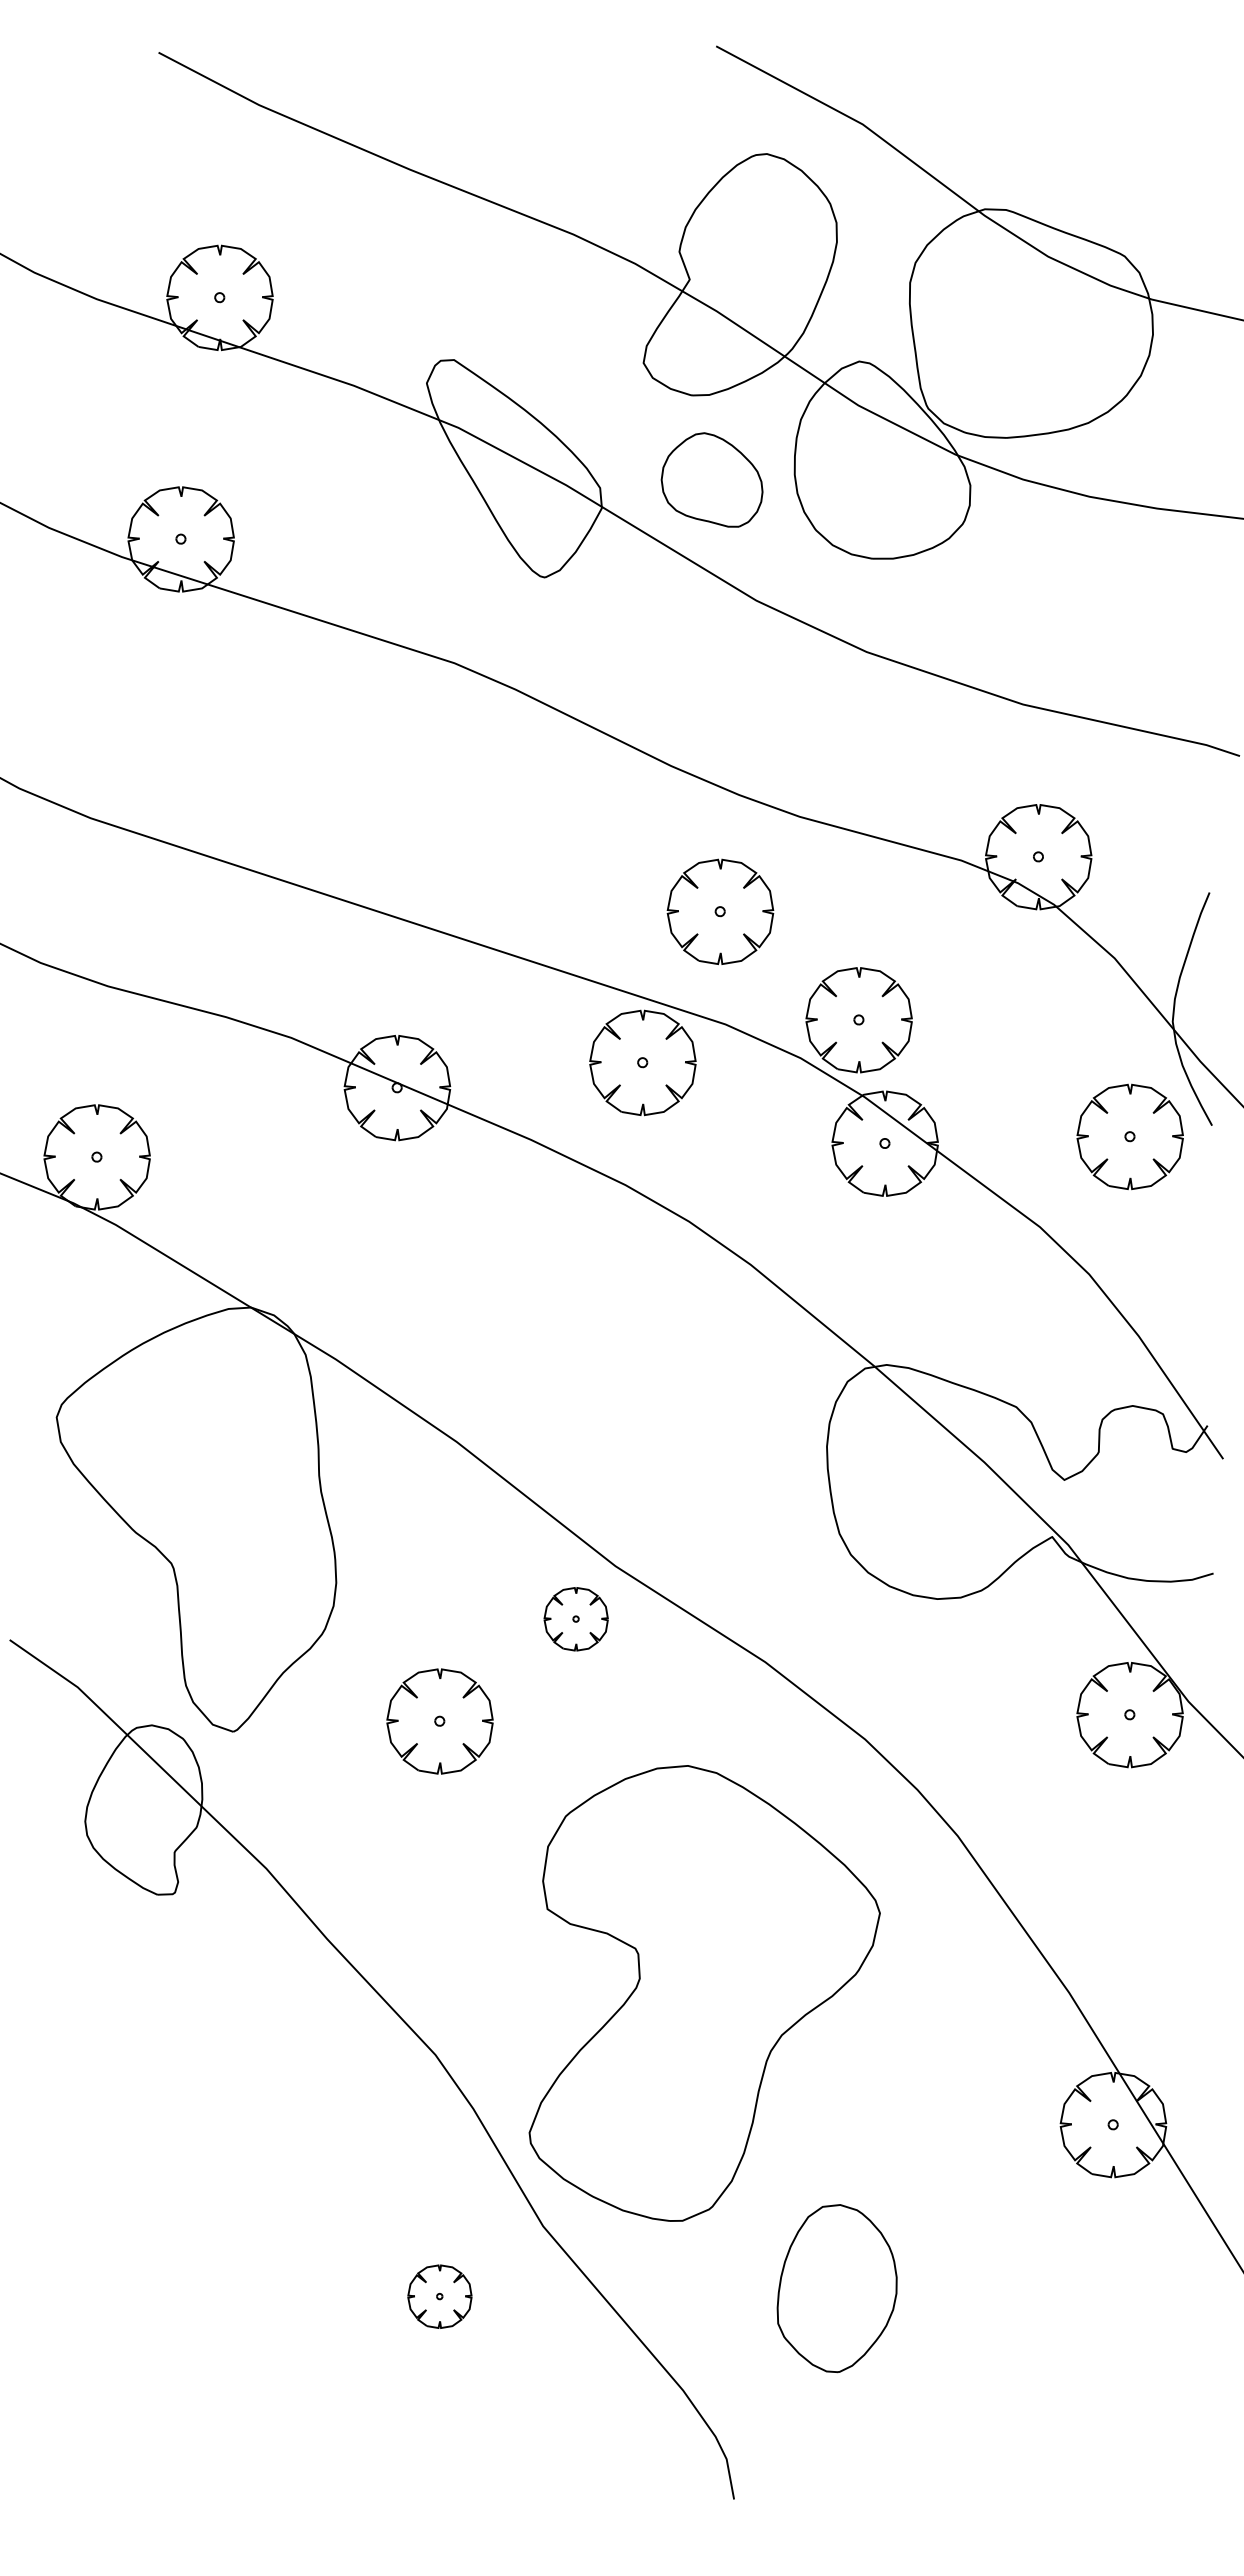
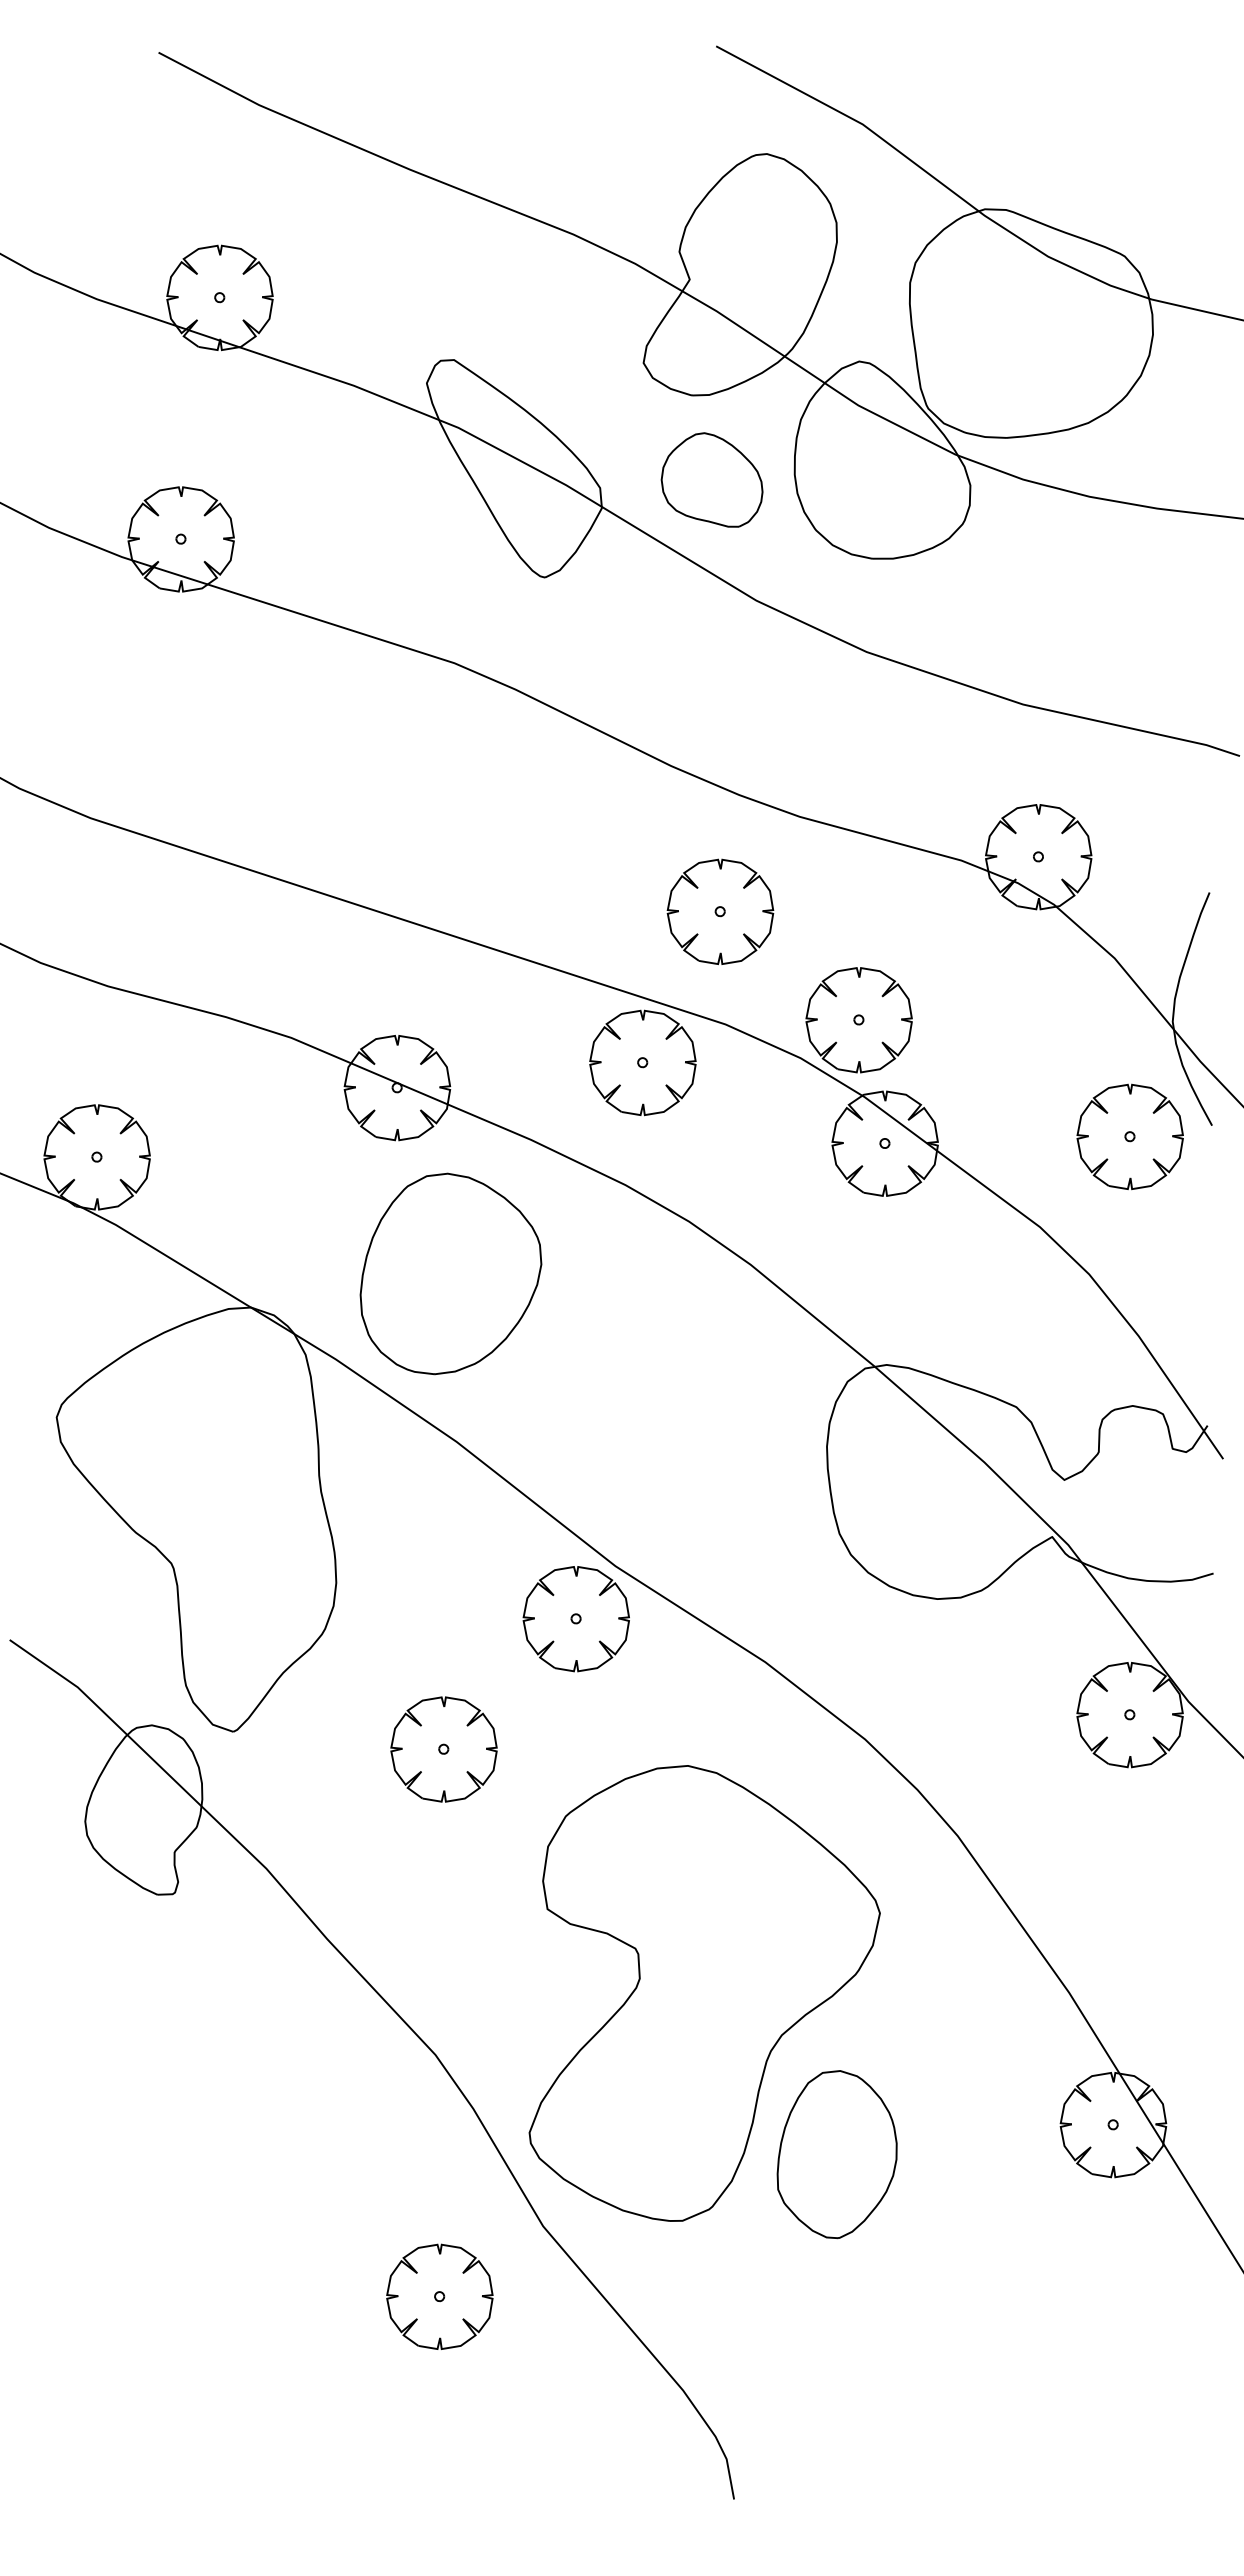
part: none -> present (450, 1273)
part size: 66x65 px -> 108x107 px (575, 1619)
part position: (439, 1721) -> (443, 1749) (443, 1749)
part position: (836, 2288) -> (836, 2154) (836, 2154)
part size: 66x65 px -> 108x107 px (439, 2296)
